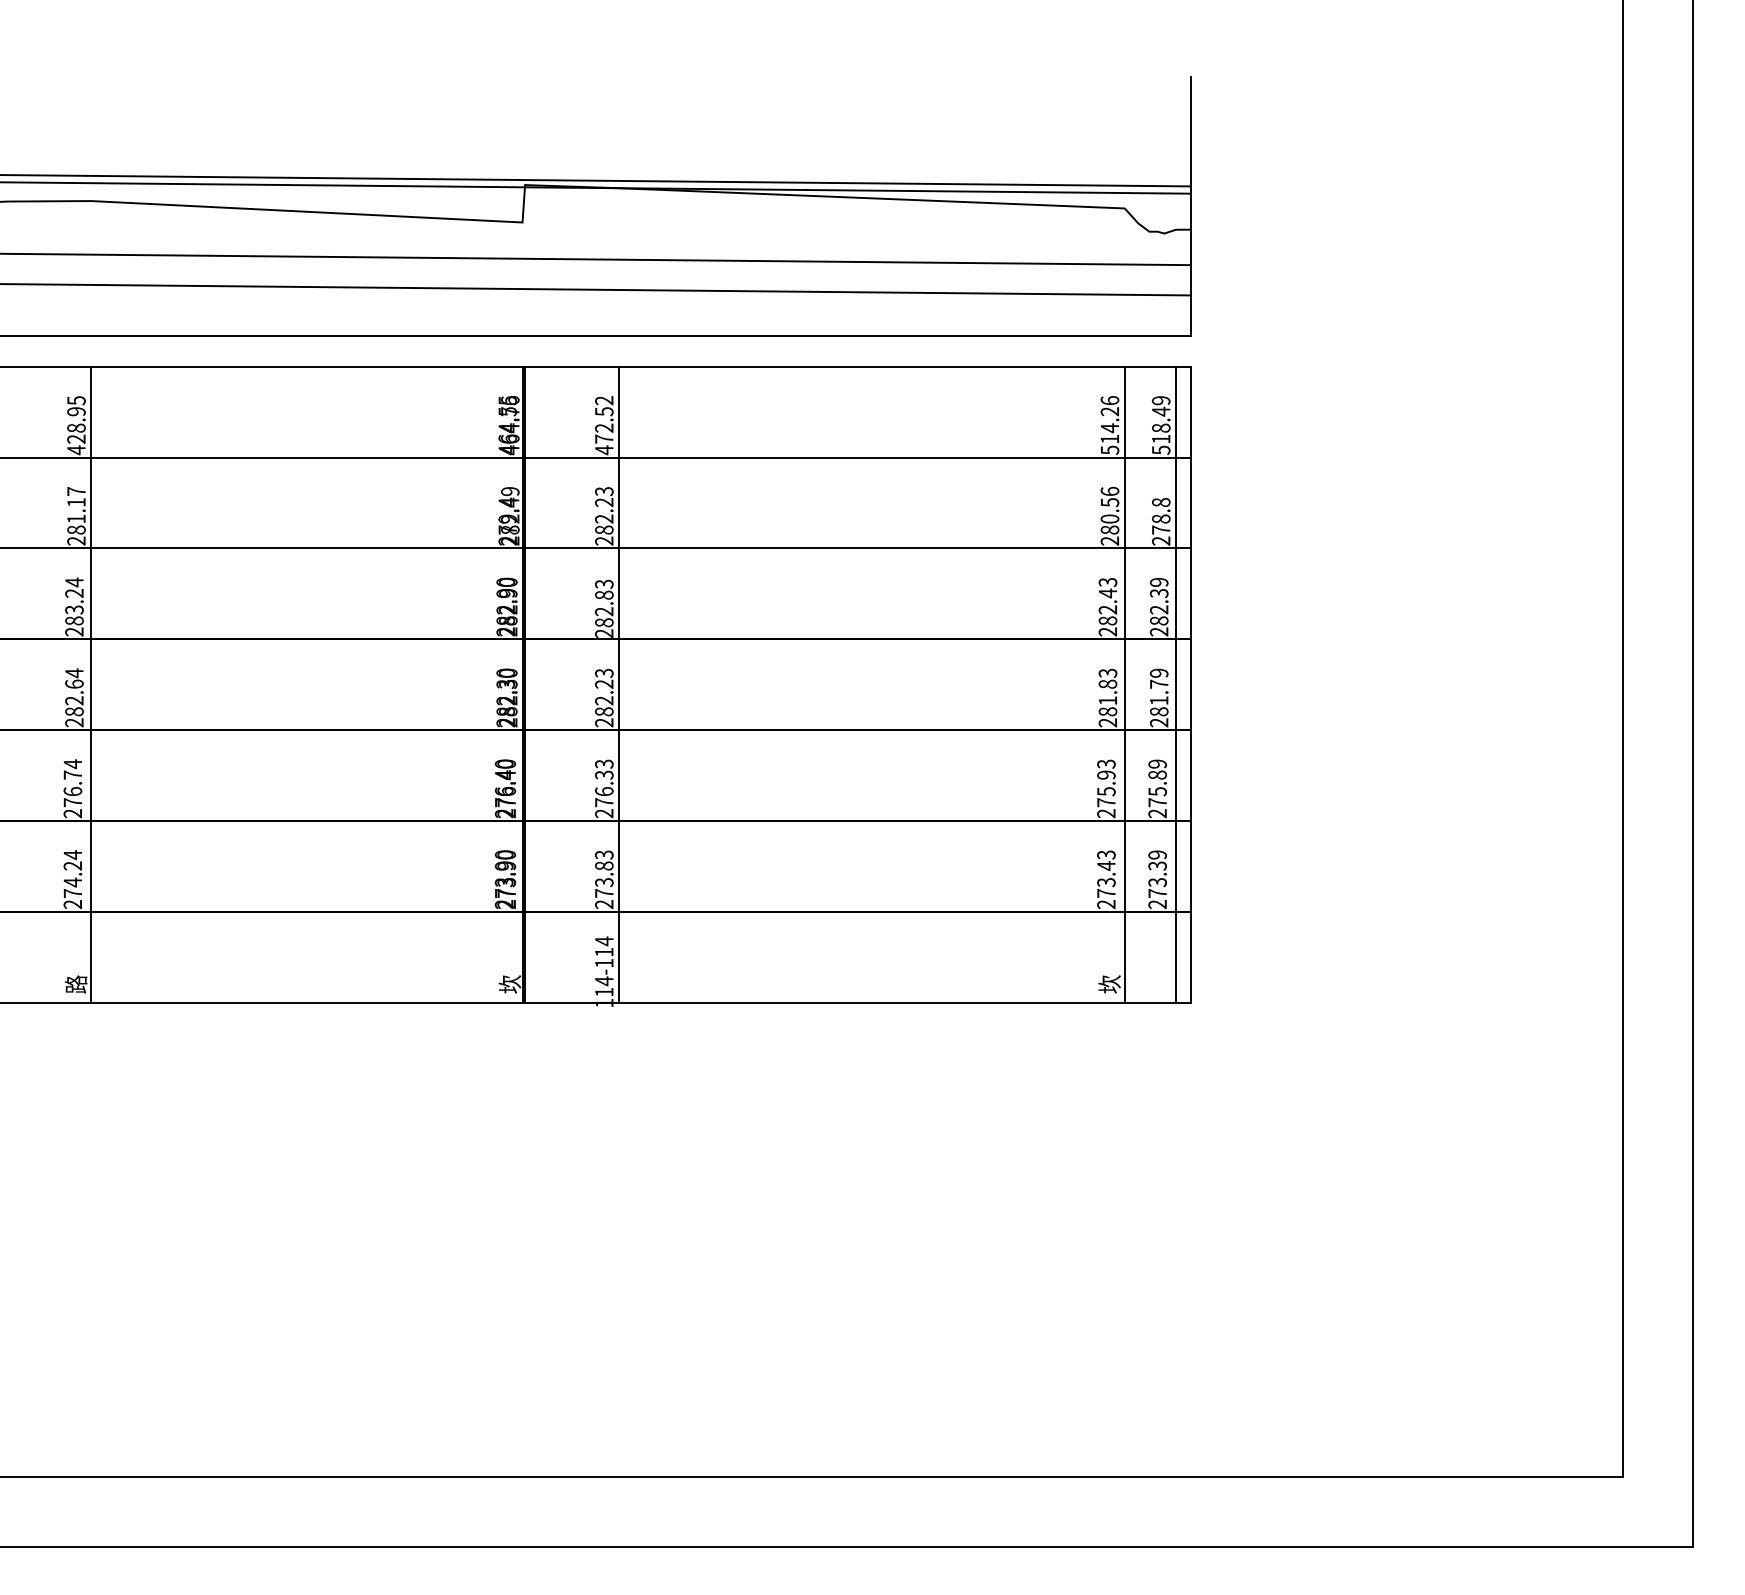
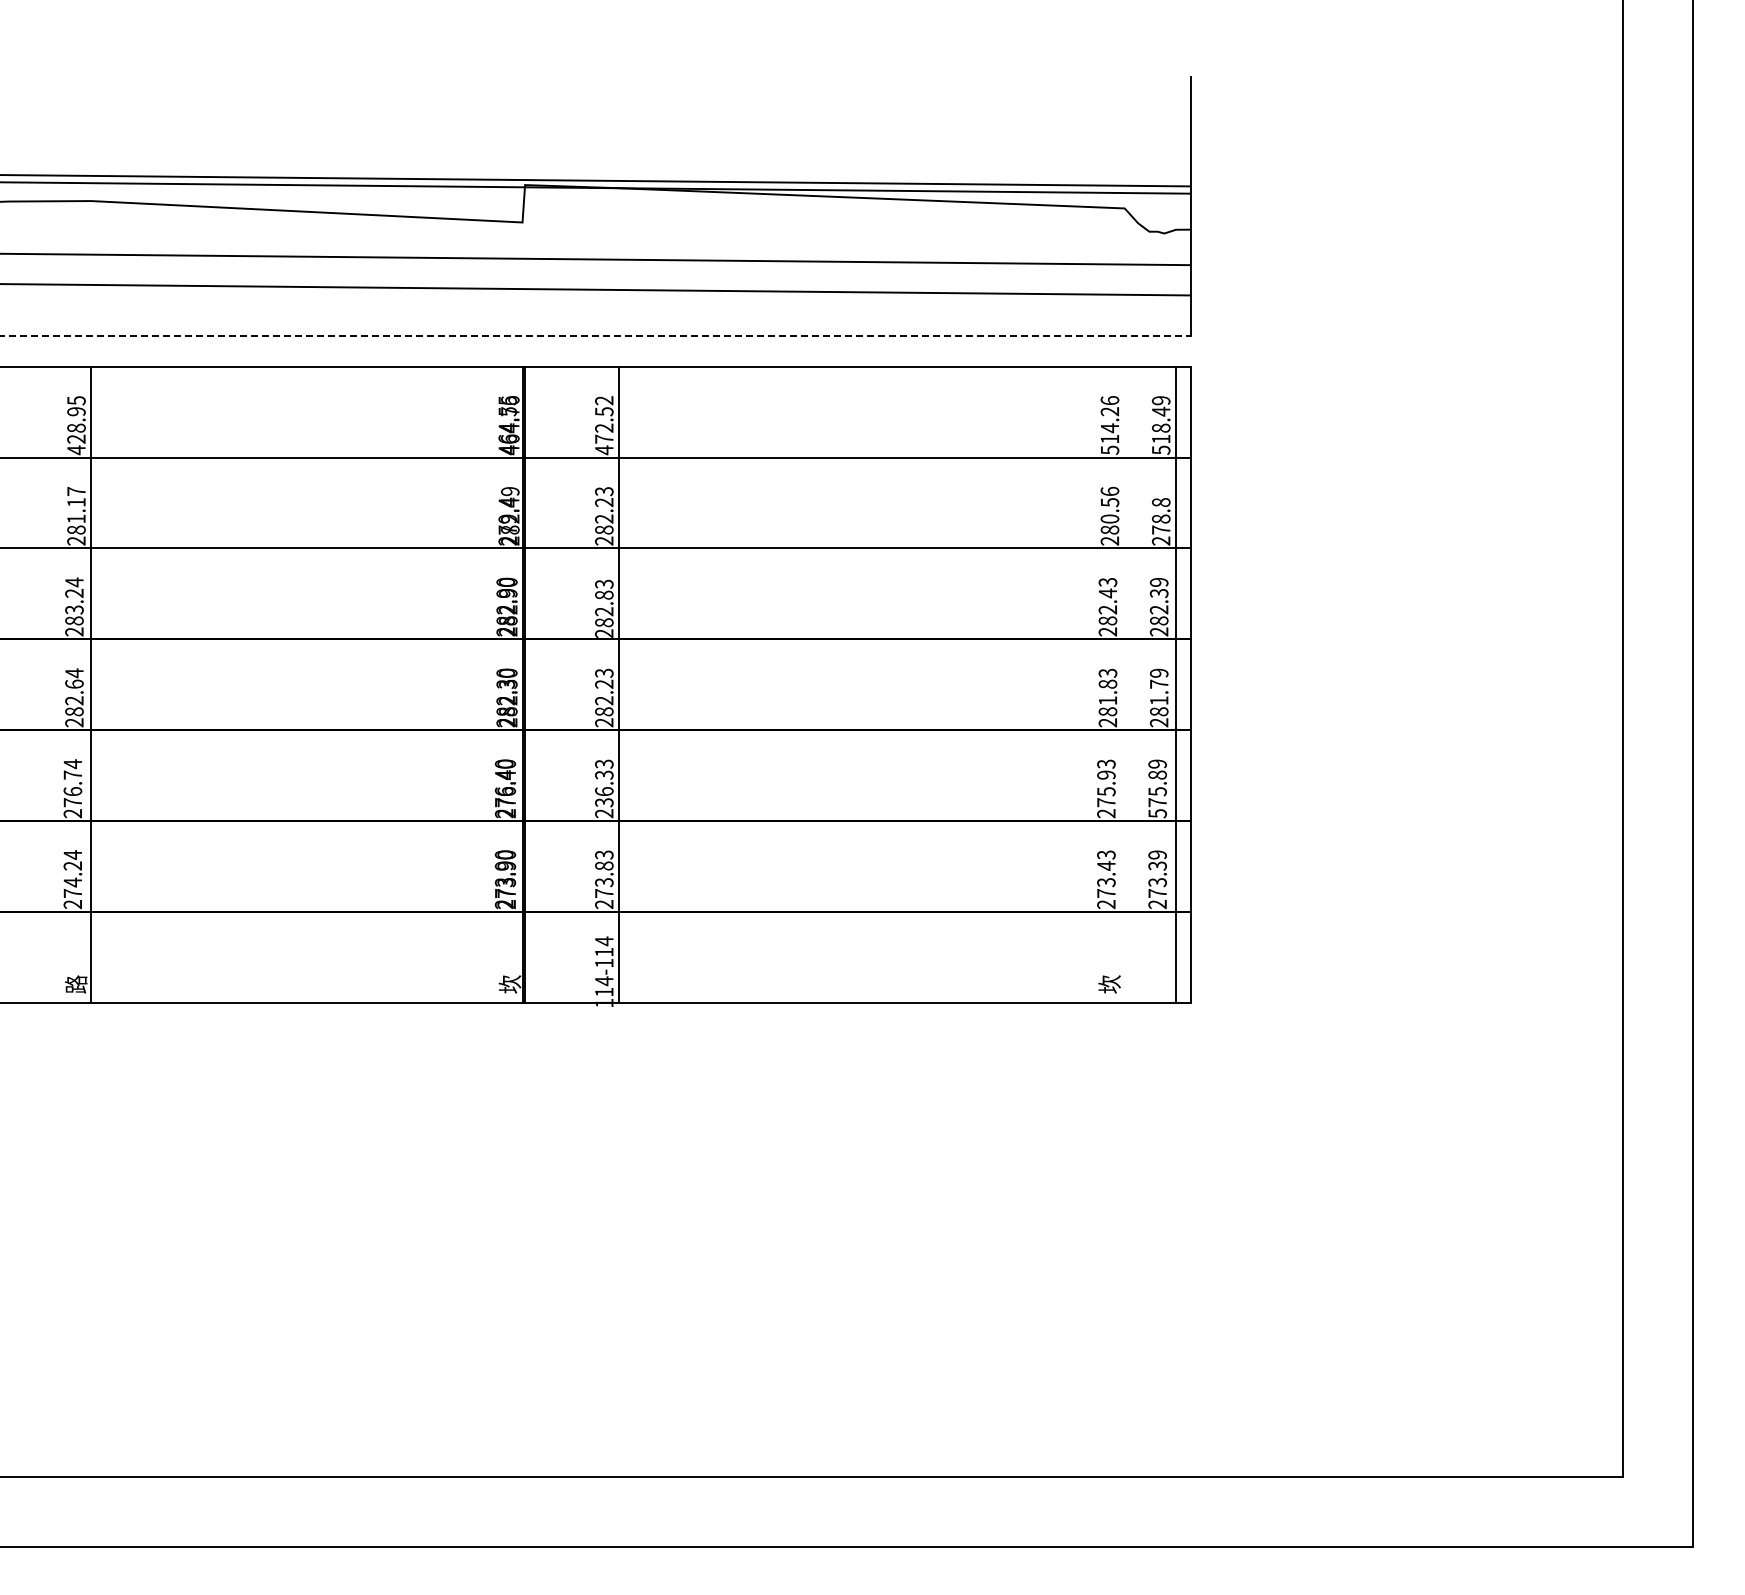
line: solid -> dashed (595, 336)
line: present -> none (1124, 684)
text: 276.33 -> 236.33 (604, 802)
text: 275.89 -> 575.89 (1157, 813)
